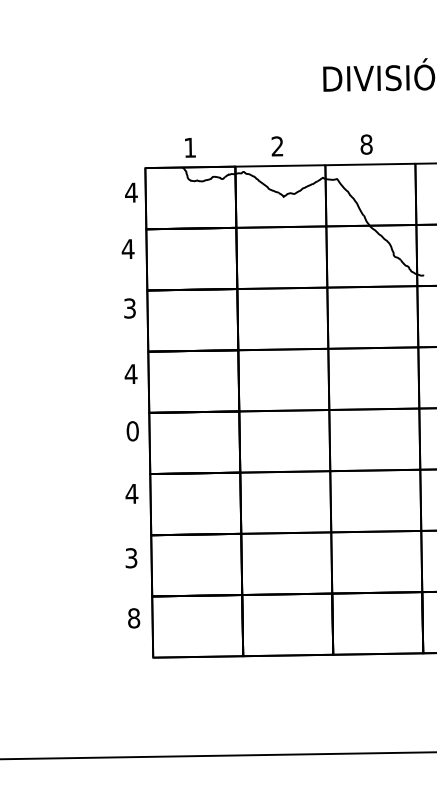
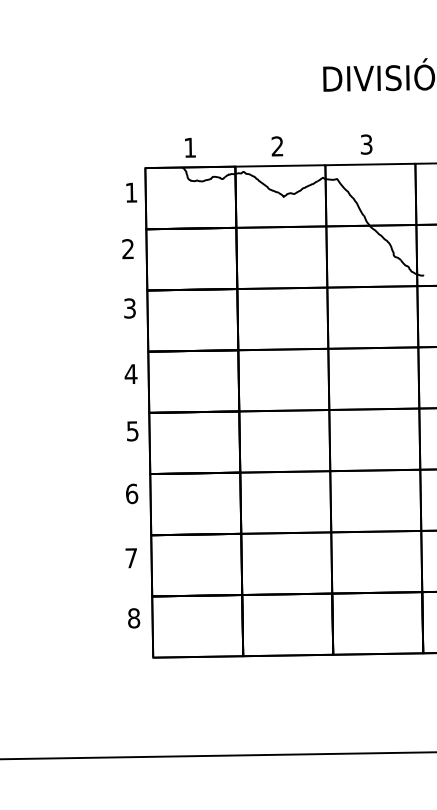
text: 8 -> 3 (366, 144)
text: 4 -> 1 (131, 192)
text: 4 -> 2 (127, 249)
text: 0 -> 5 (132, 431)
text: 4 -> 6 (131, 493)
text: 3 -> 7 (131, 558)
